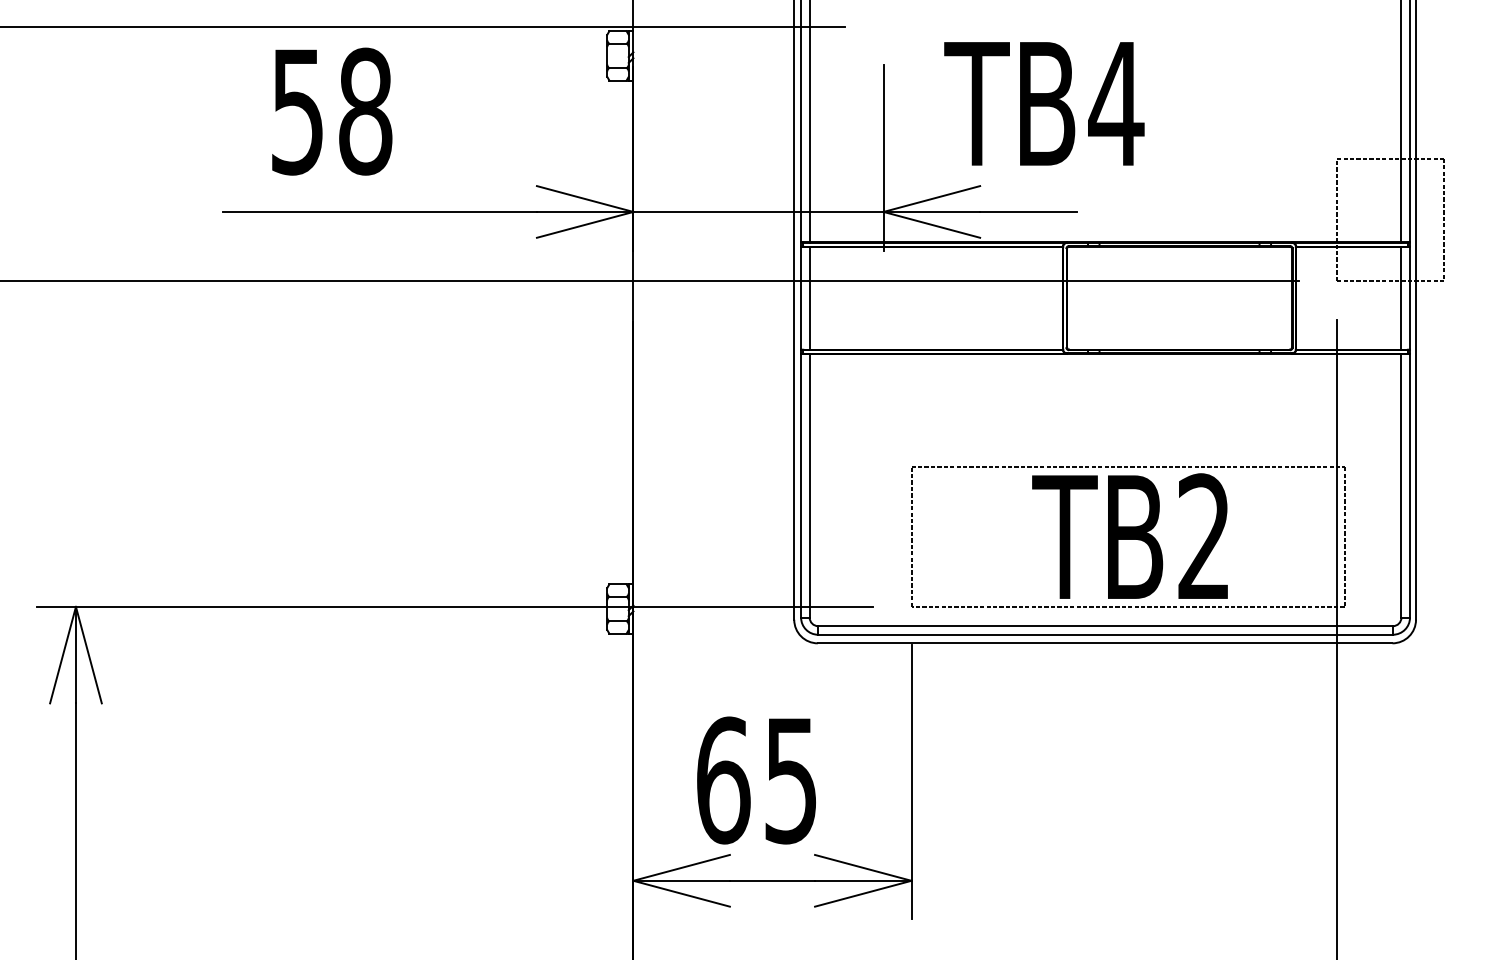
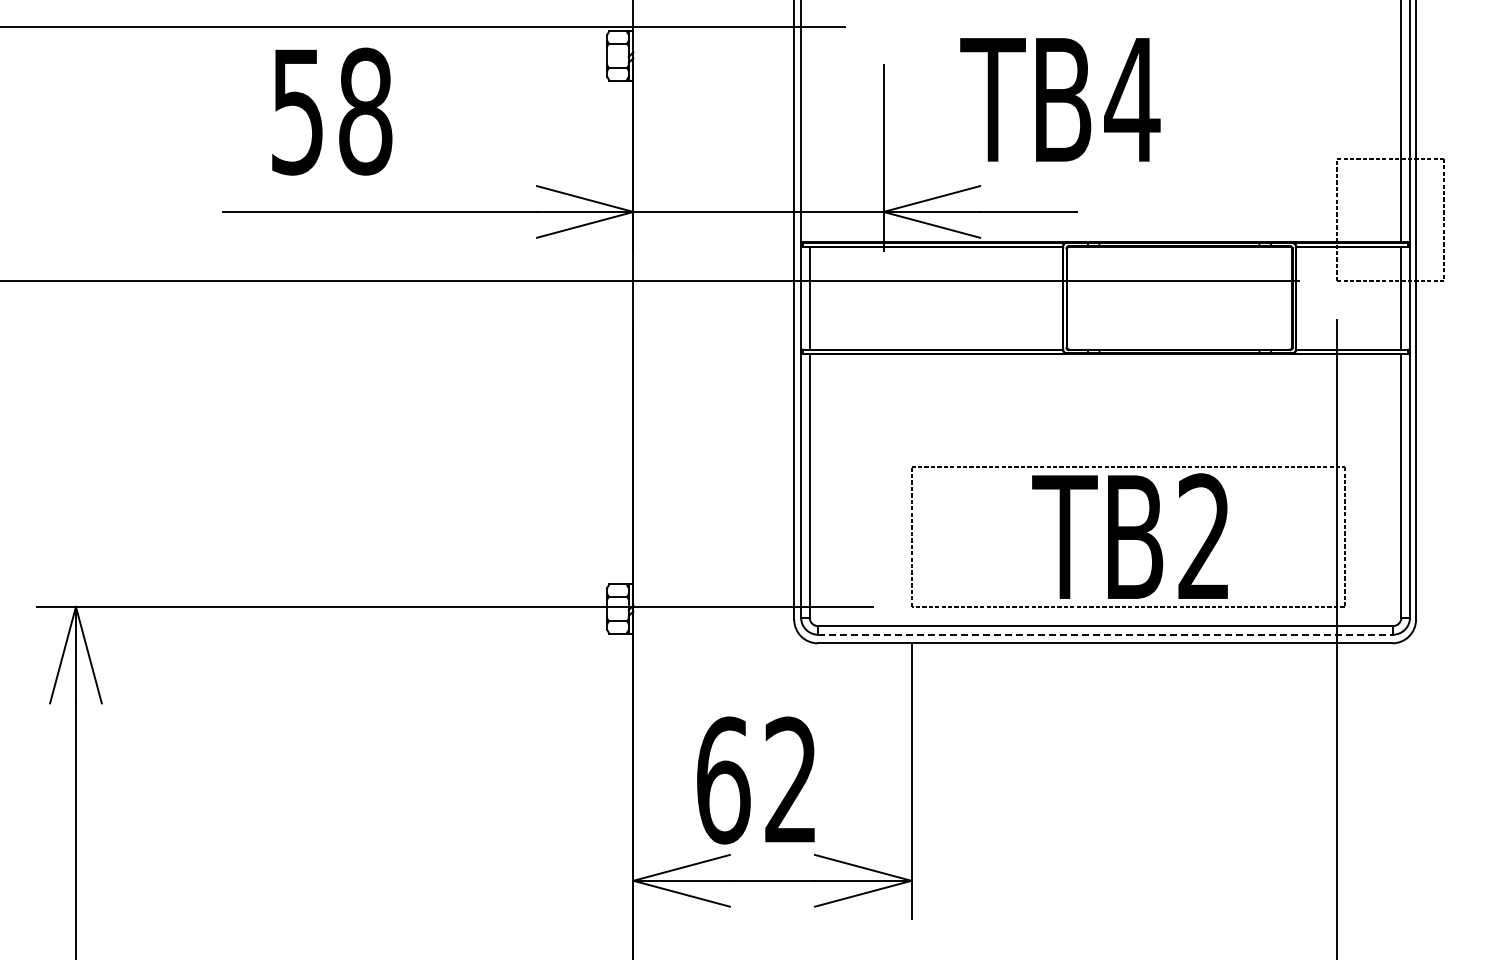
text position: (1044, 103) -> (1060, 99) (1060, 99)
line: present -> none (809, 122)
line: solid -> dashed (1106, 634)
text: 65 -> 62 (790, 780)
